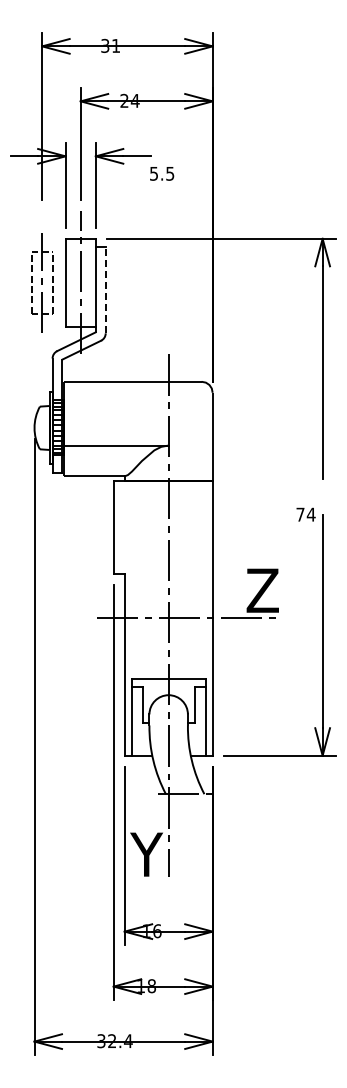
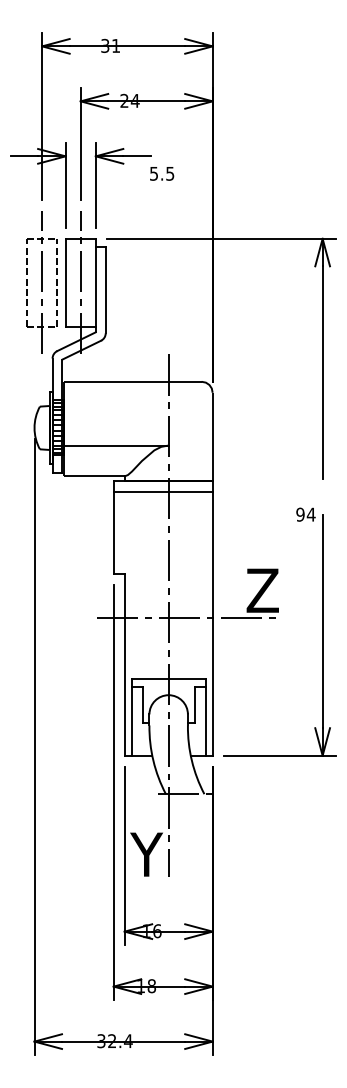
part size: 23x100 px -> 32x143 px (41, 282)
line: dashed -> solid (105, 289)
line: none -> present (162, 491)
text: 74 -> 94 (300, 514)
